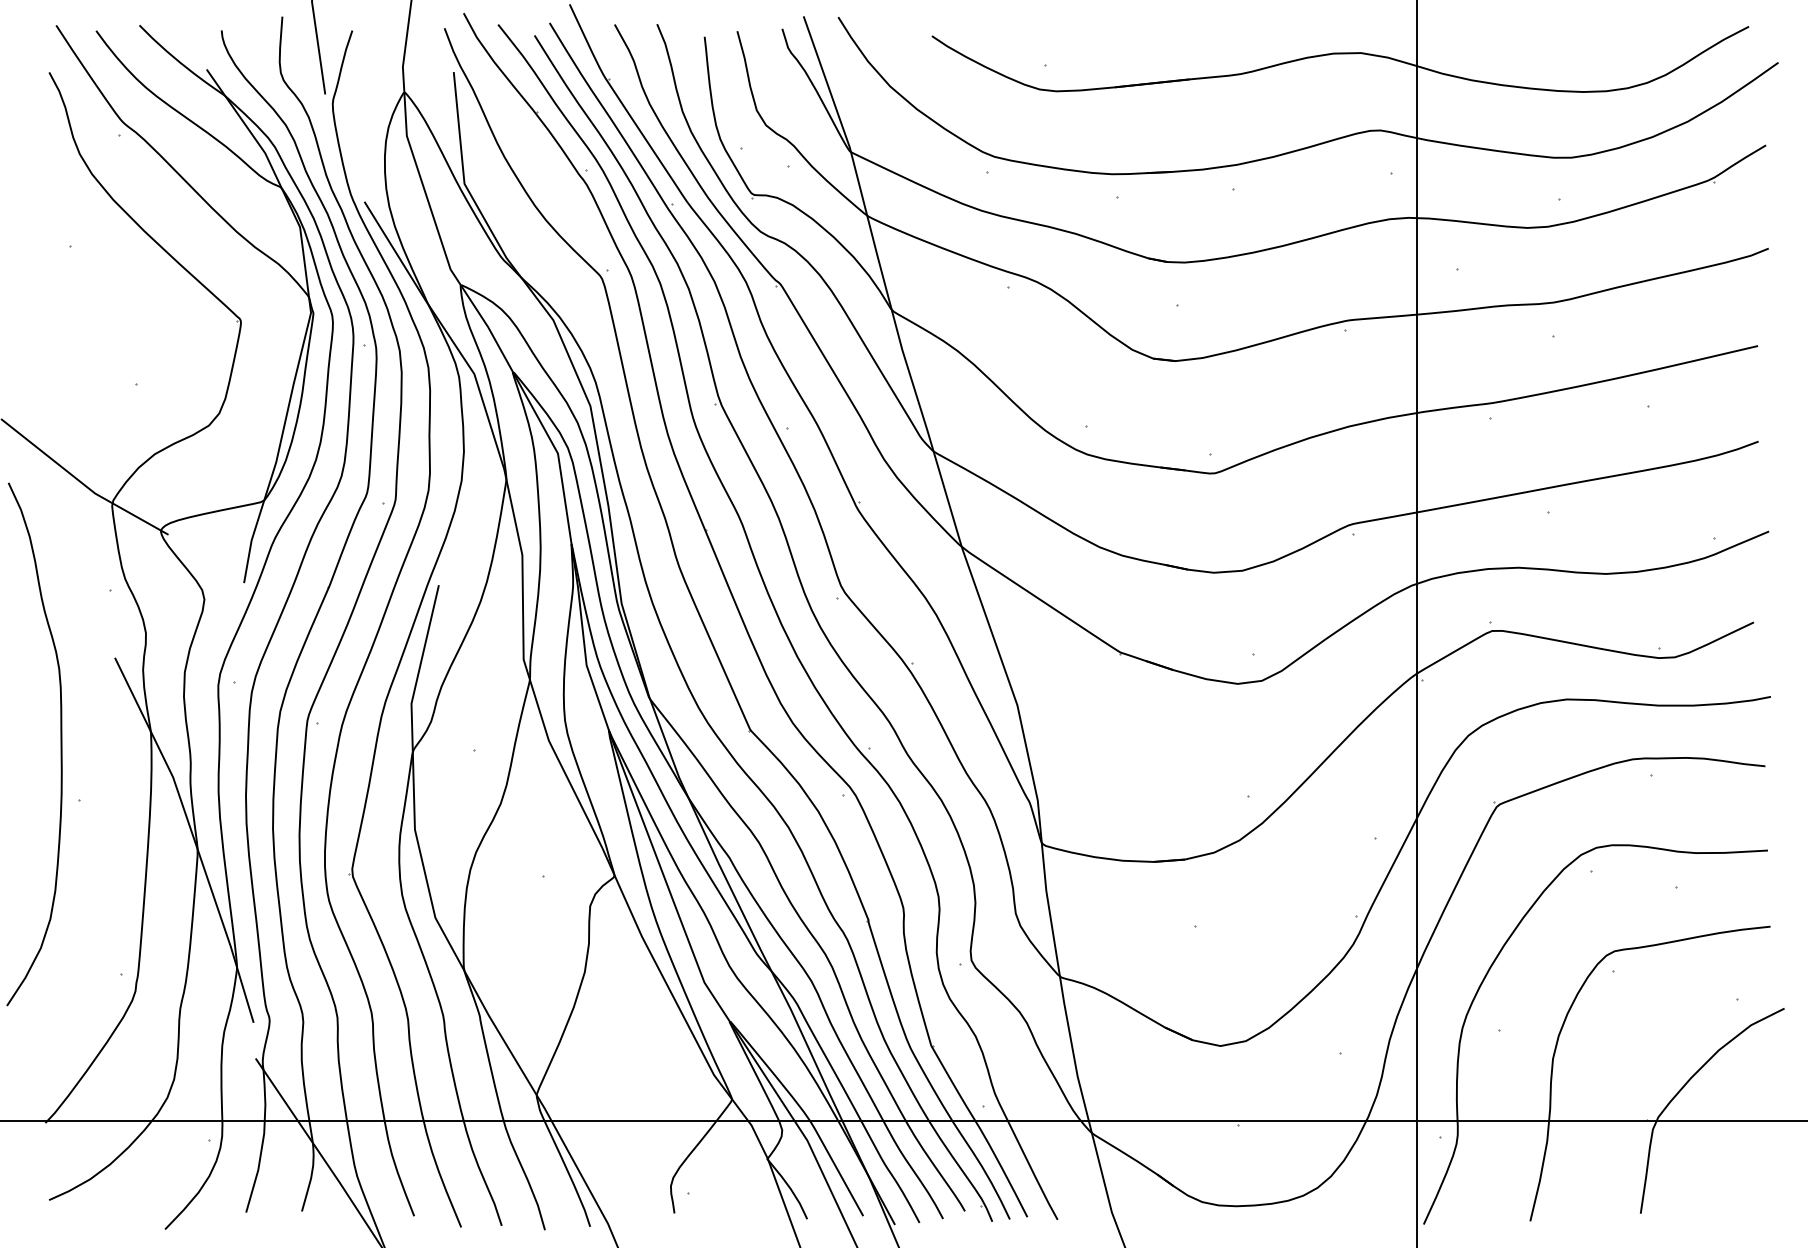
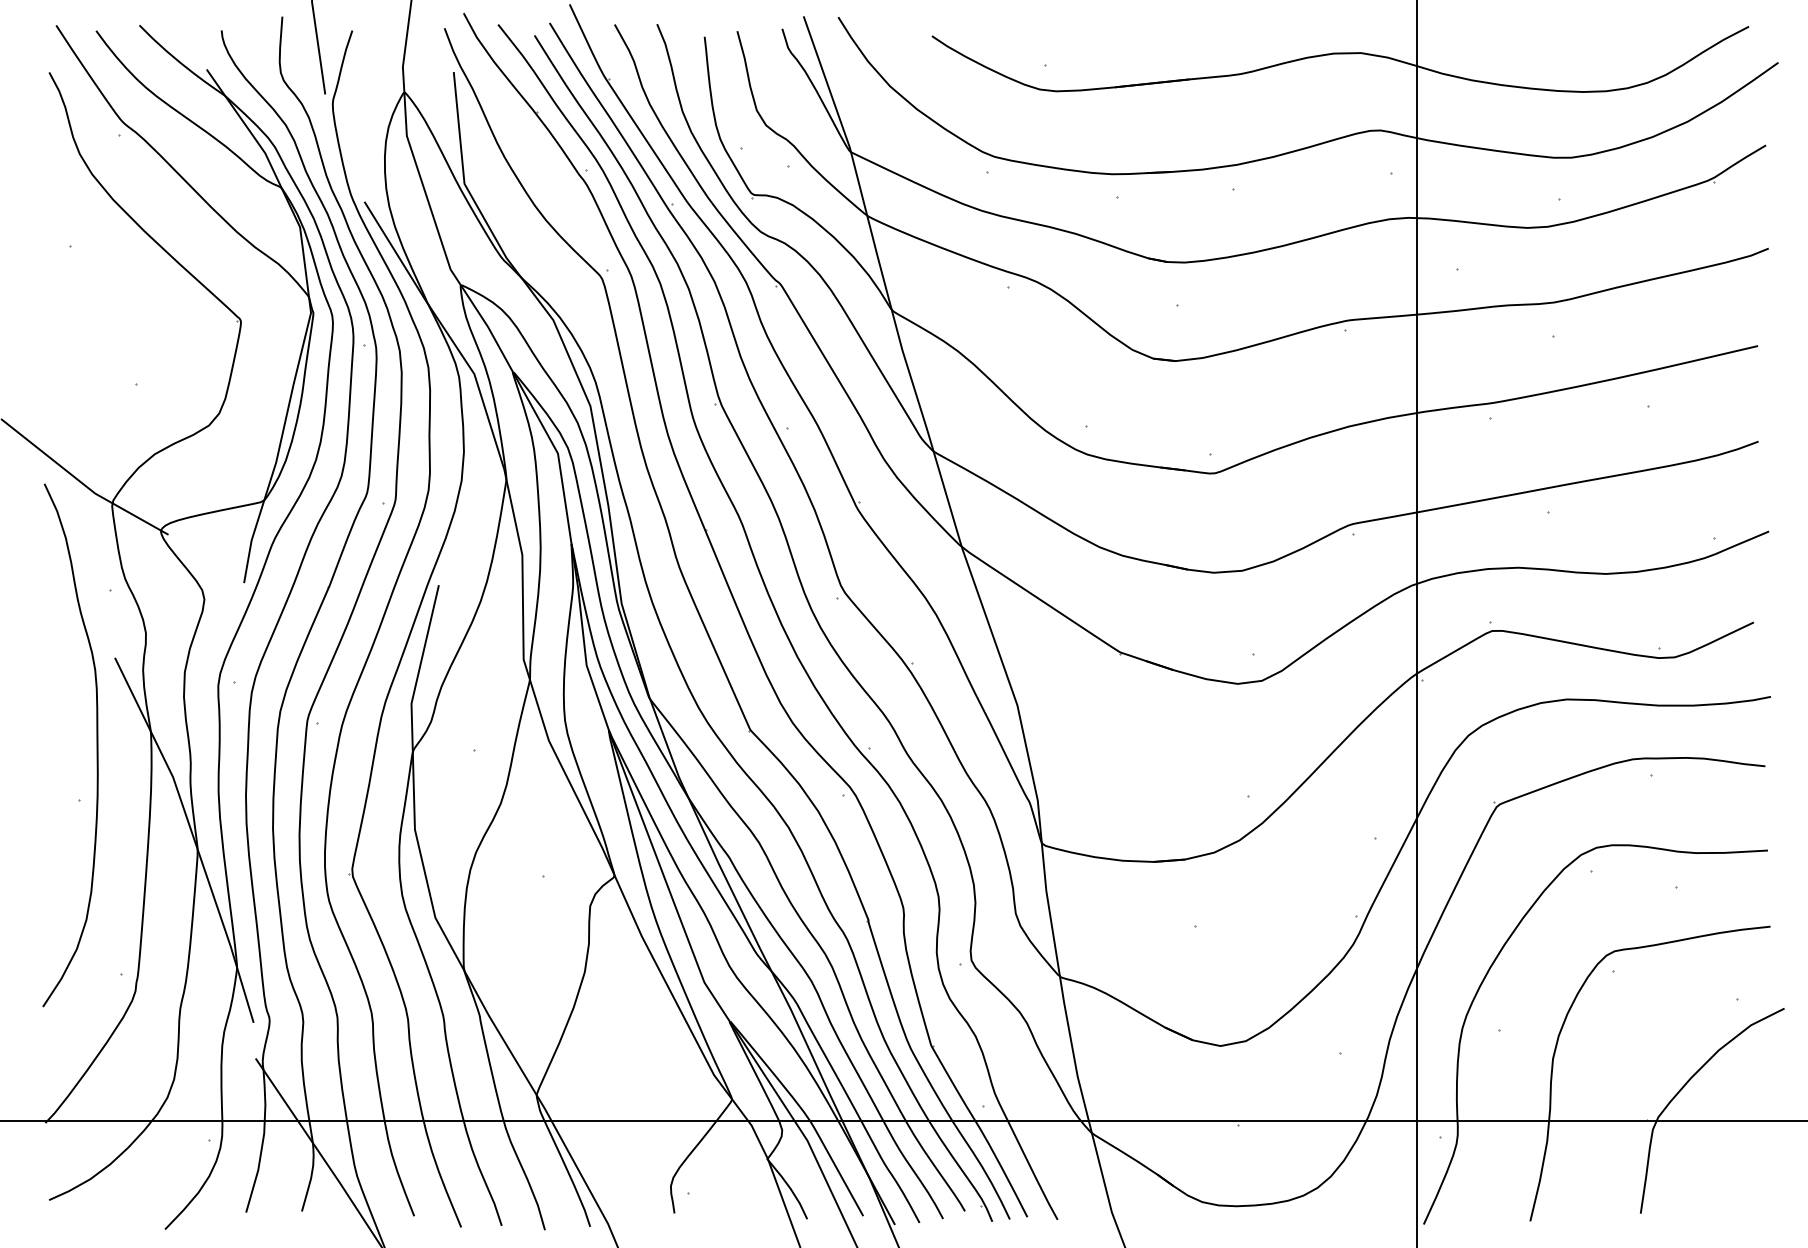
curve position: (60, 744) -> (96, 745) (96, 745)
